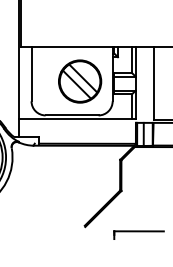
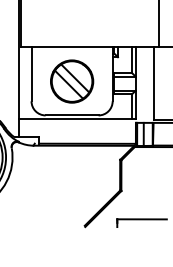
line: none -> present (158, 24)
part position: (80, 81) -> (72, 81) (72, 81)
part position: (138, 234) -> (141, 222) (141, 222)
